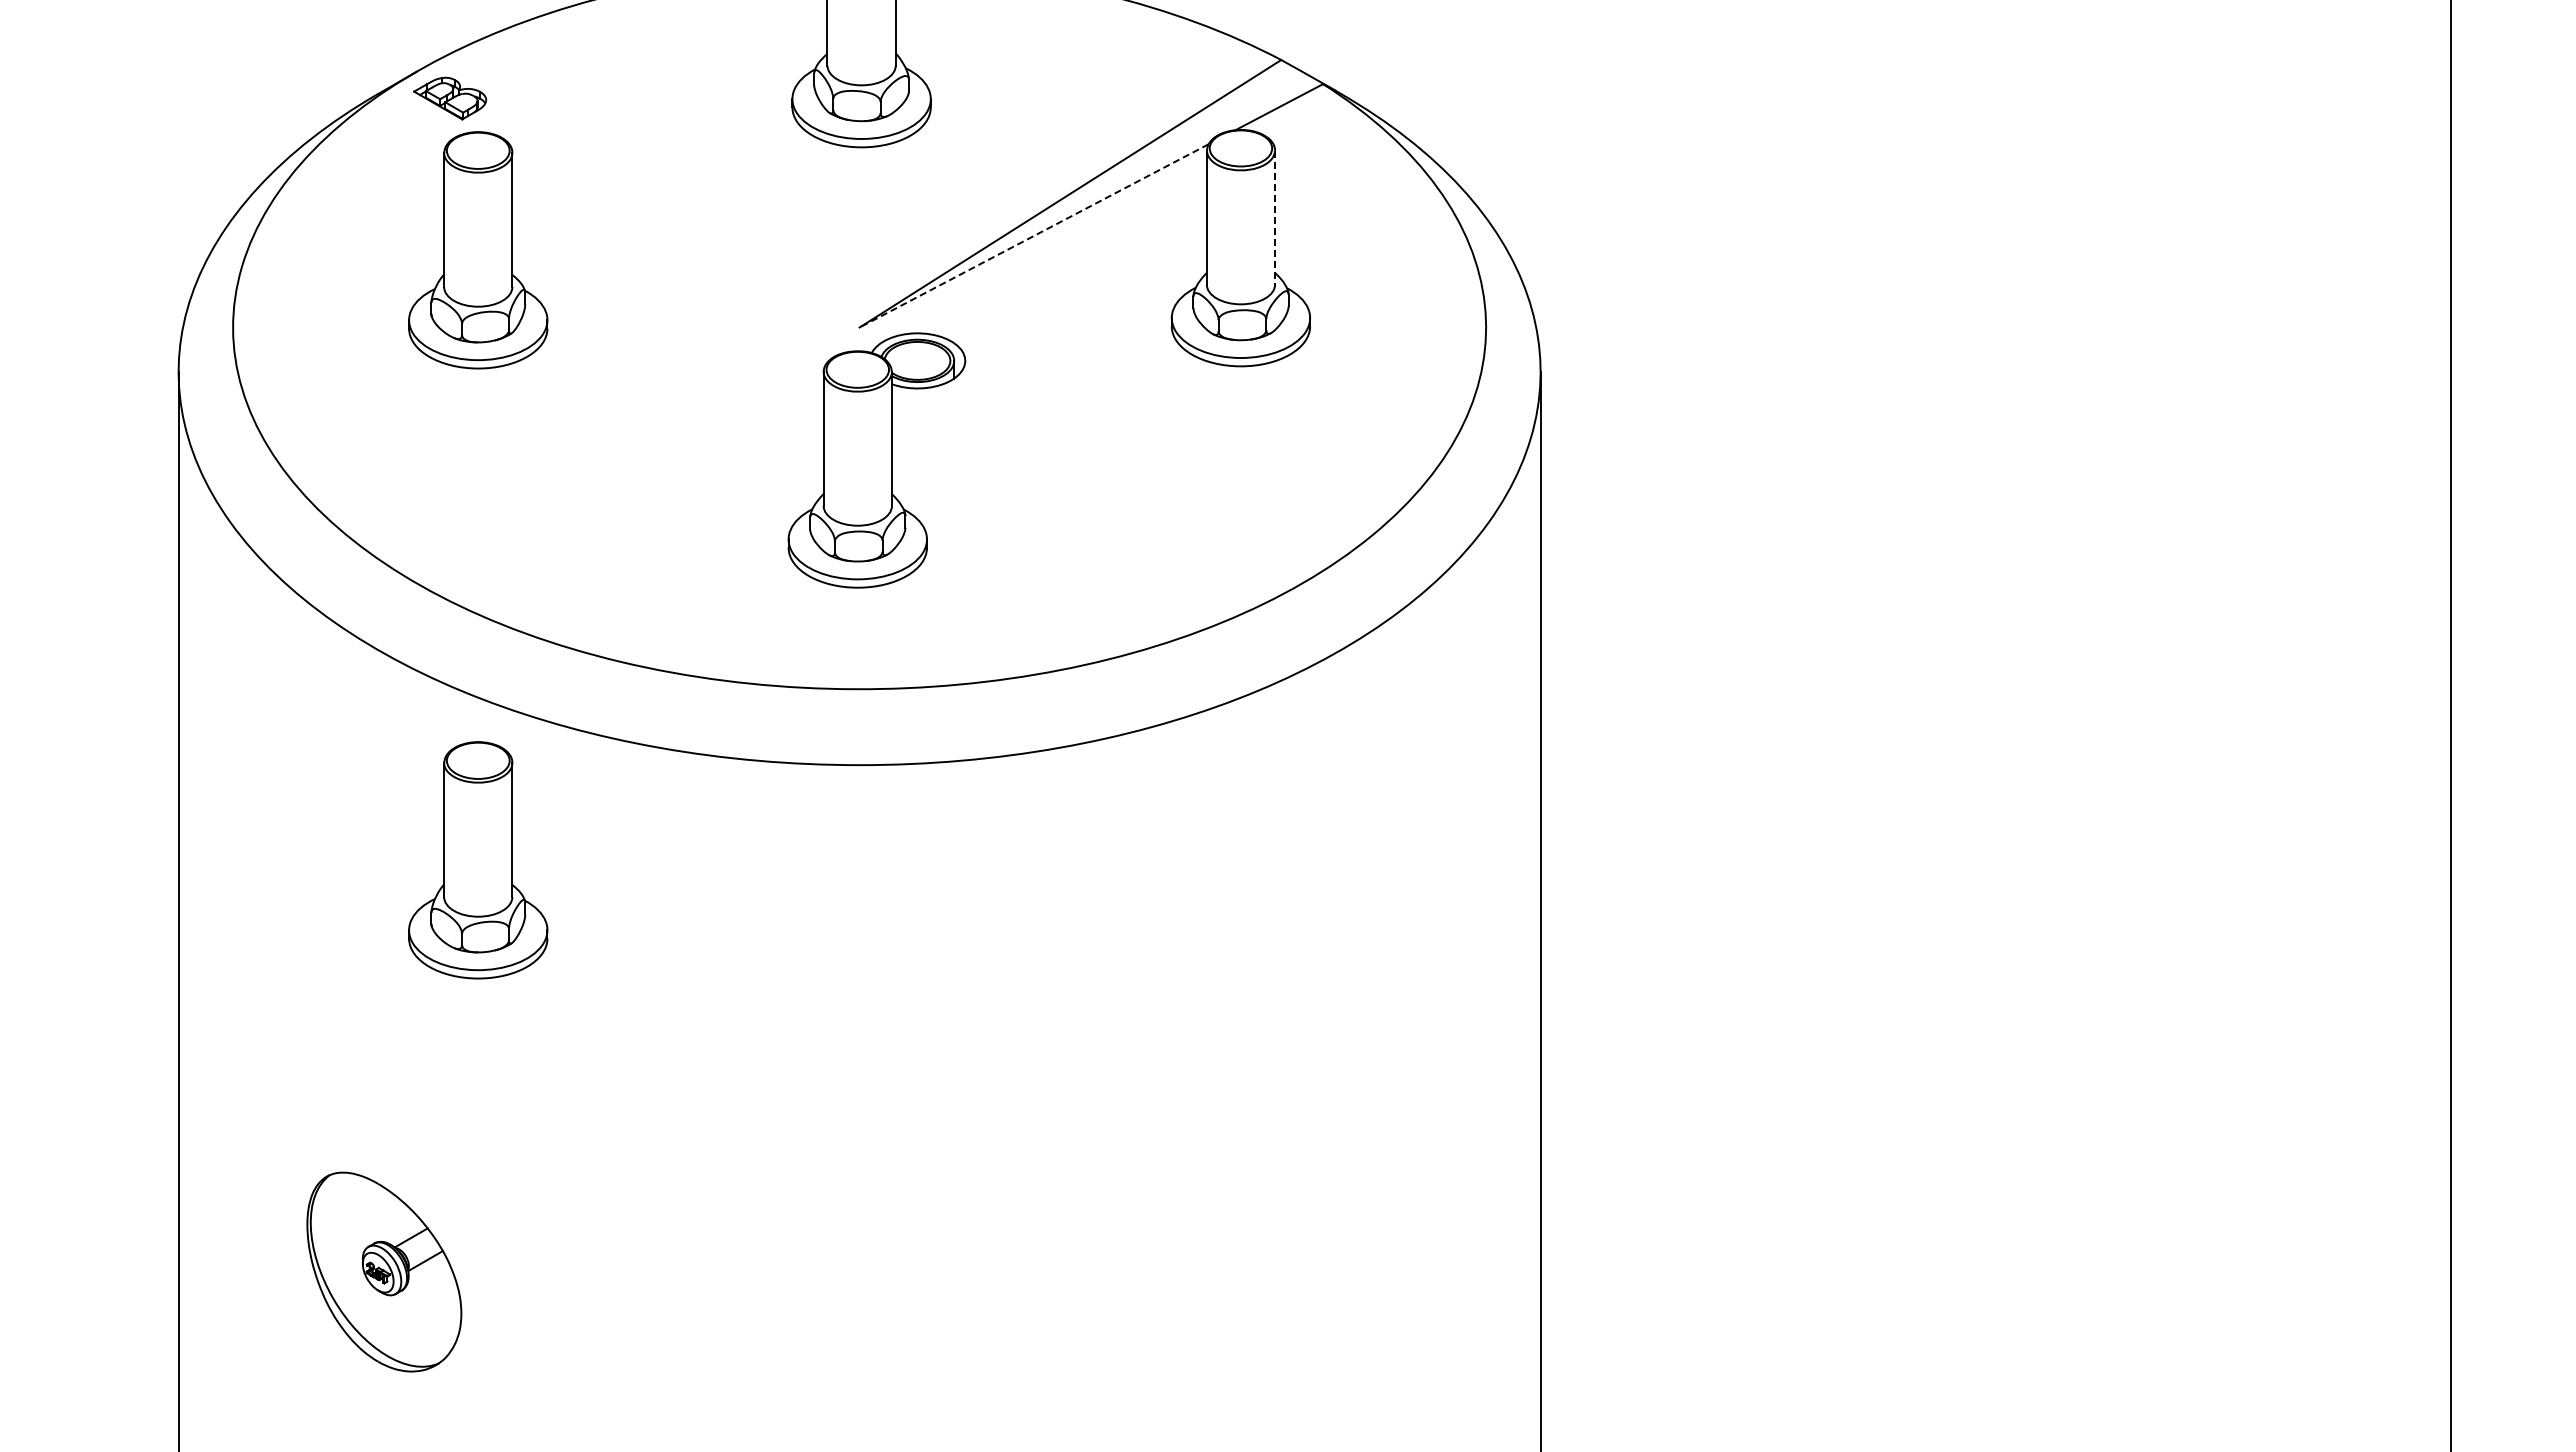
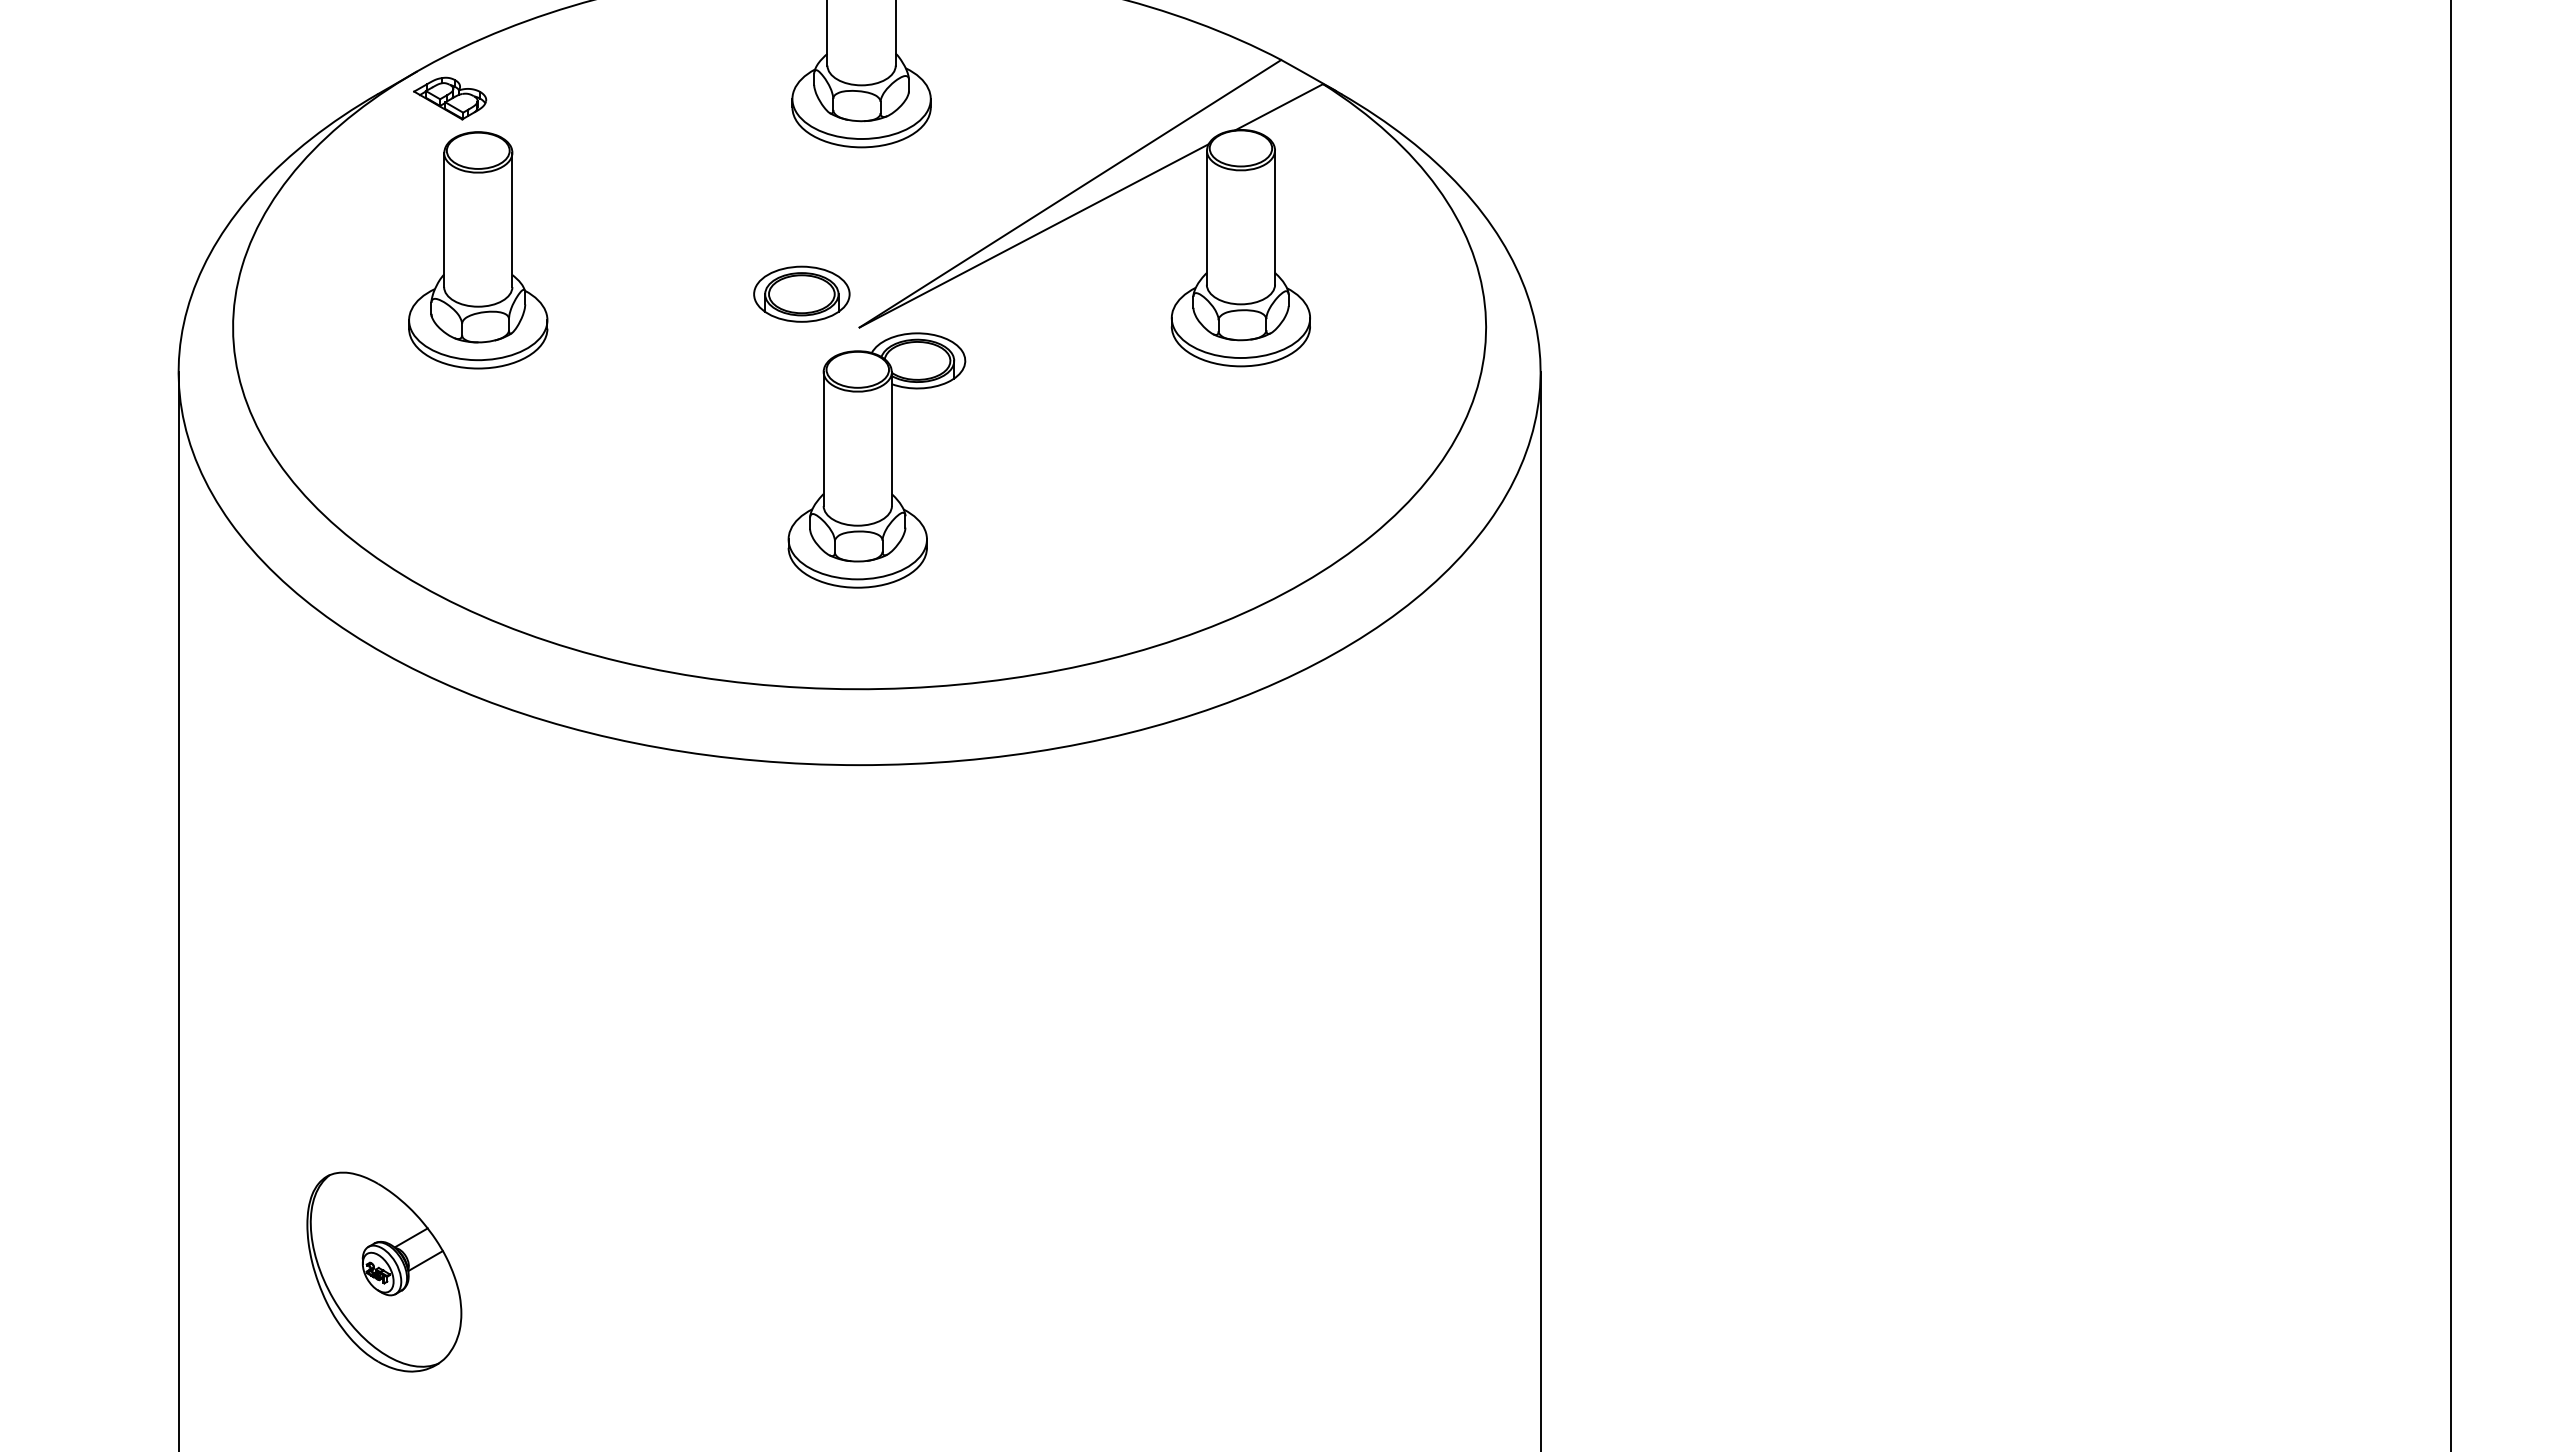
line: dashed -> solid (1275, 217)
line: dashed -> solid (1033, 236)
part: none -> present (801, 293)
part: present -> none (478, 860)
